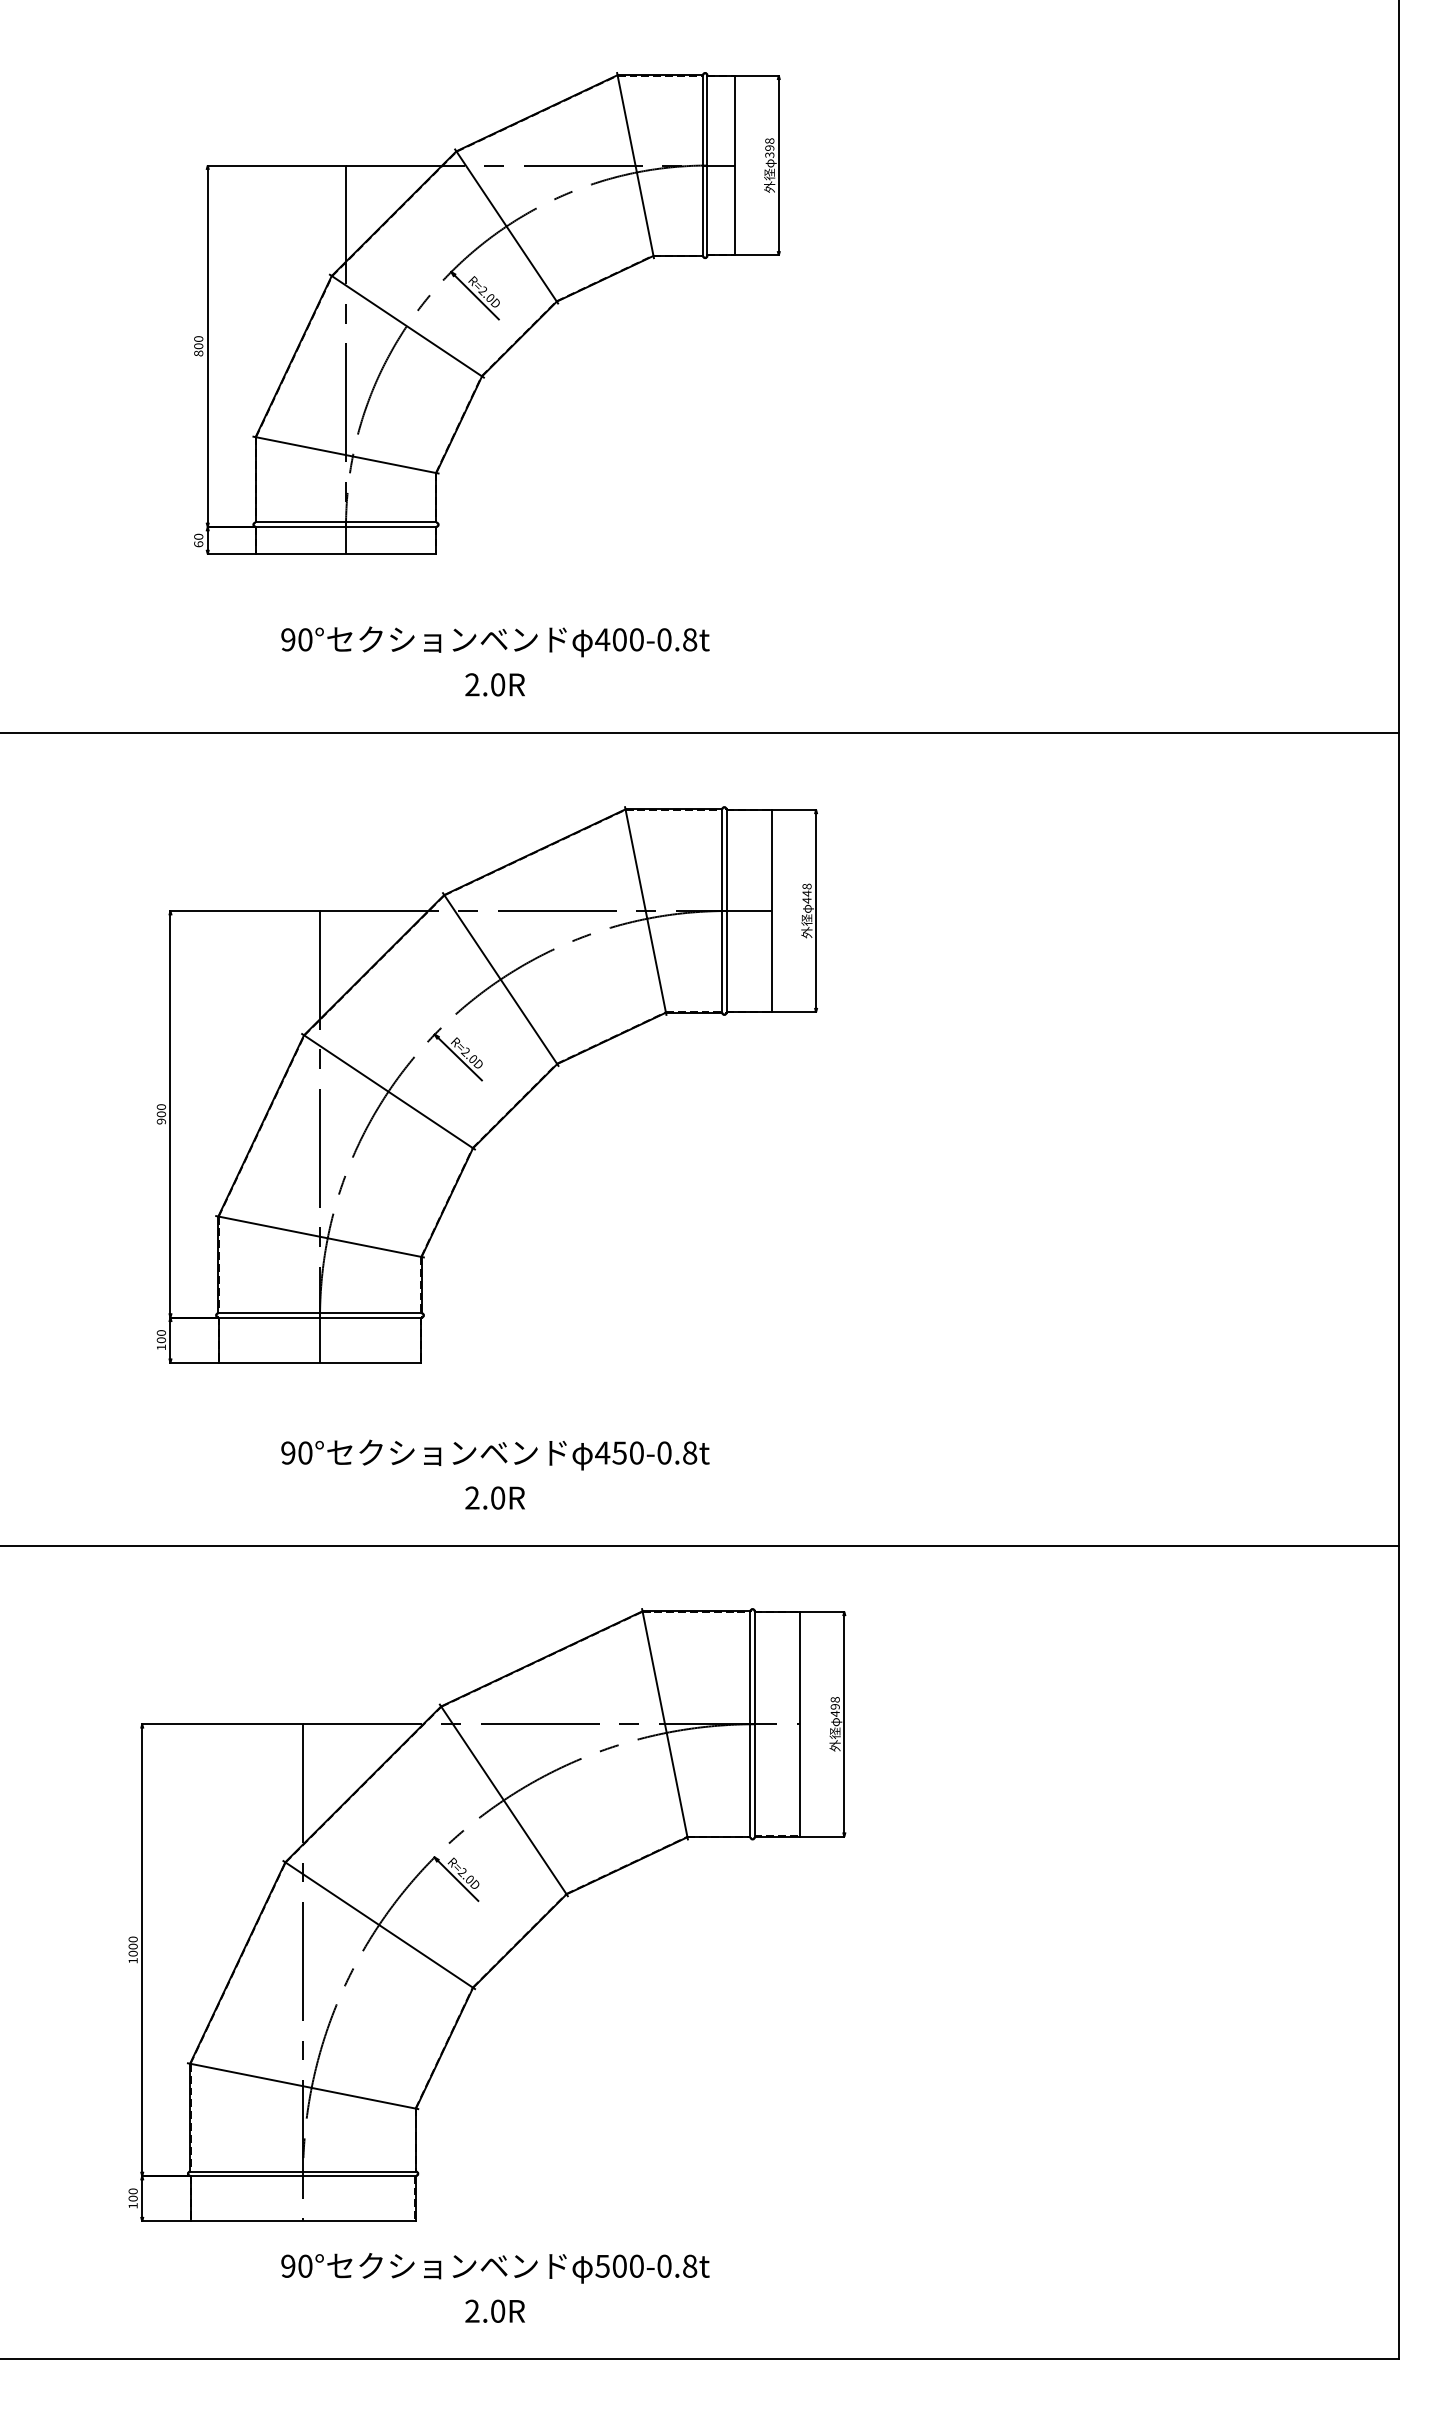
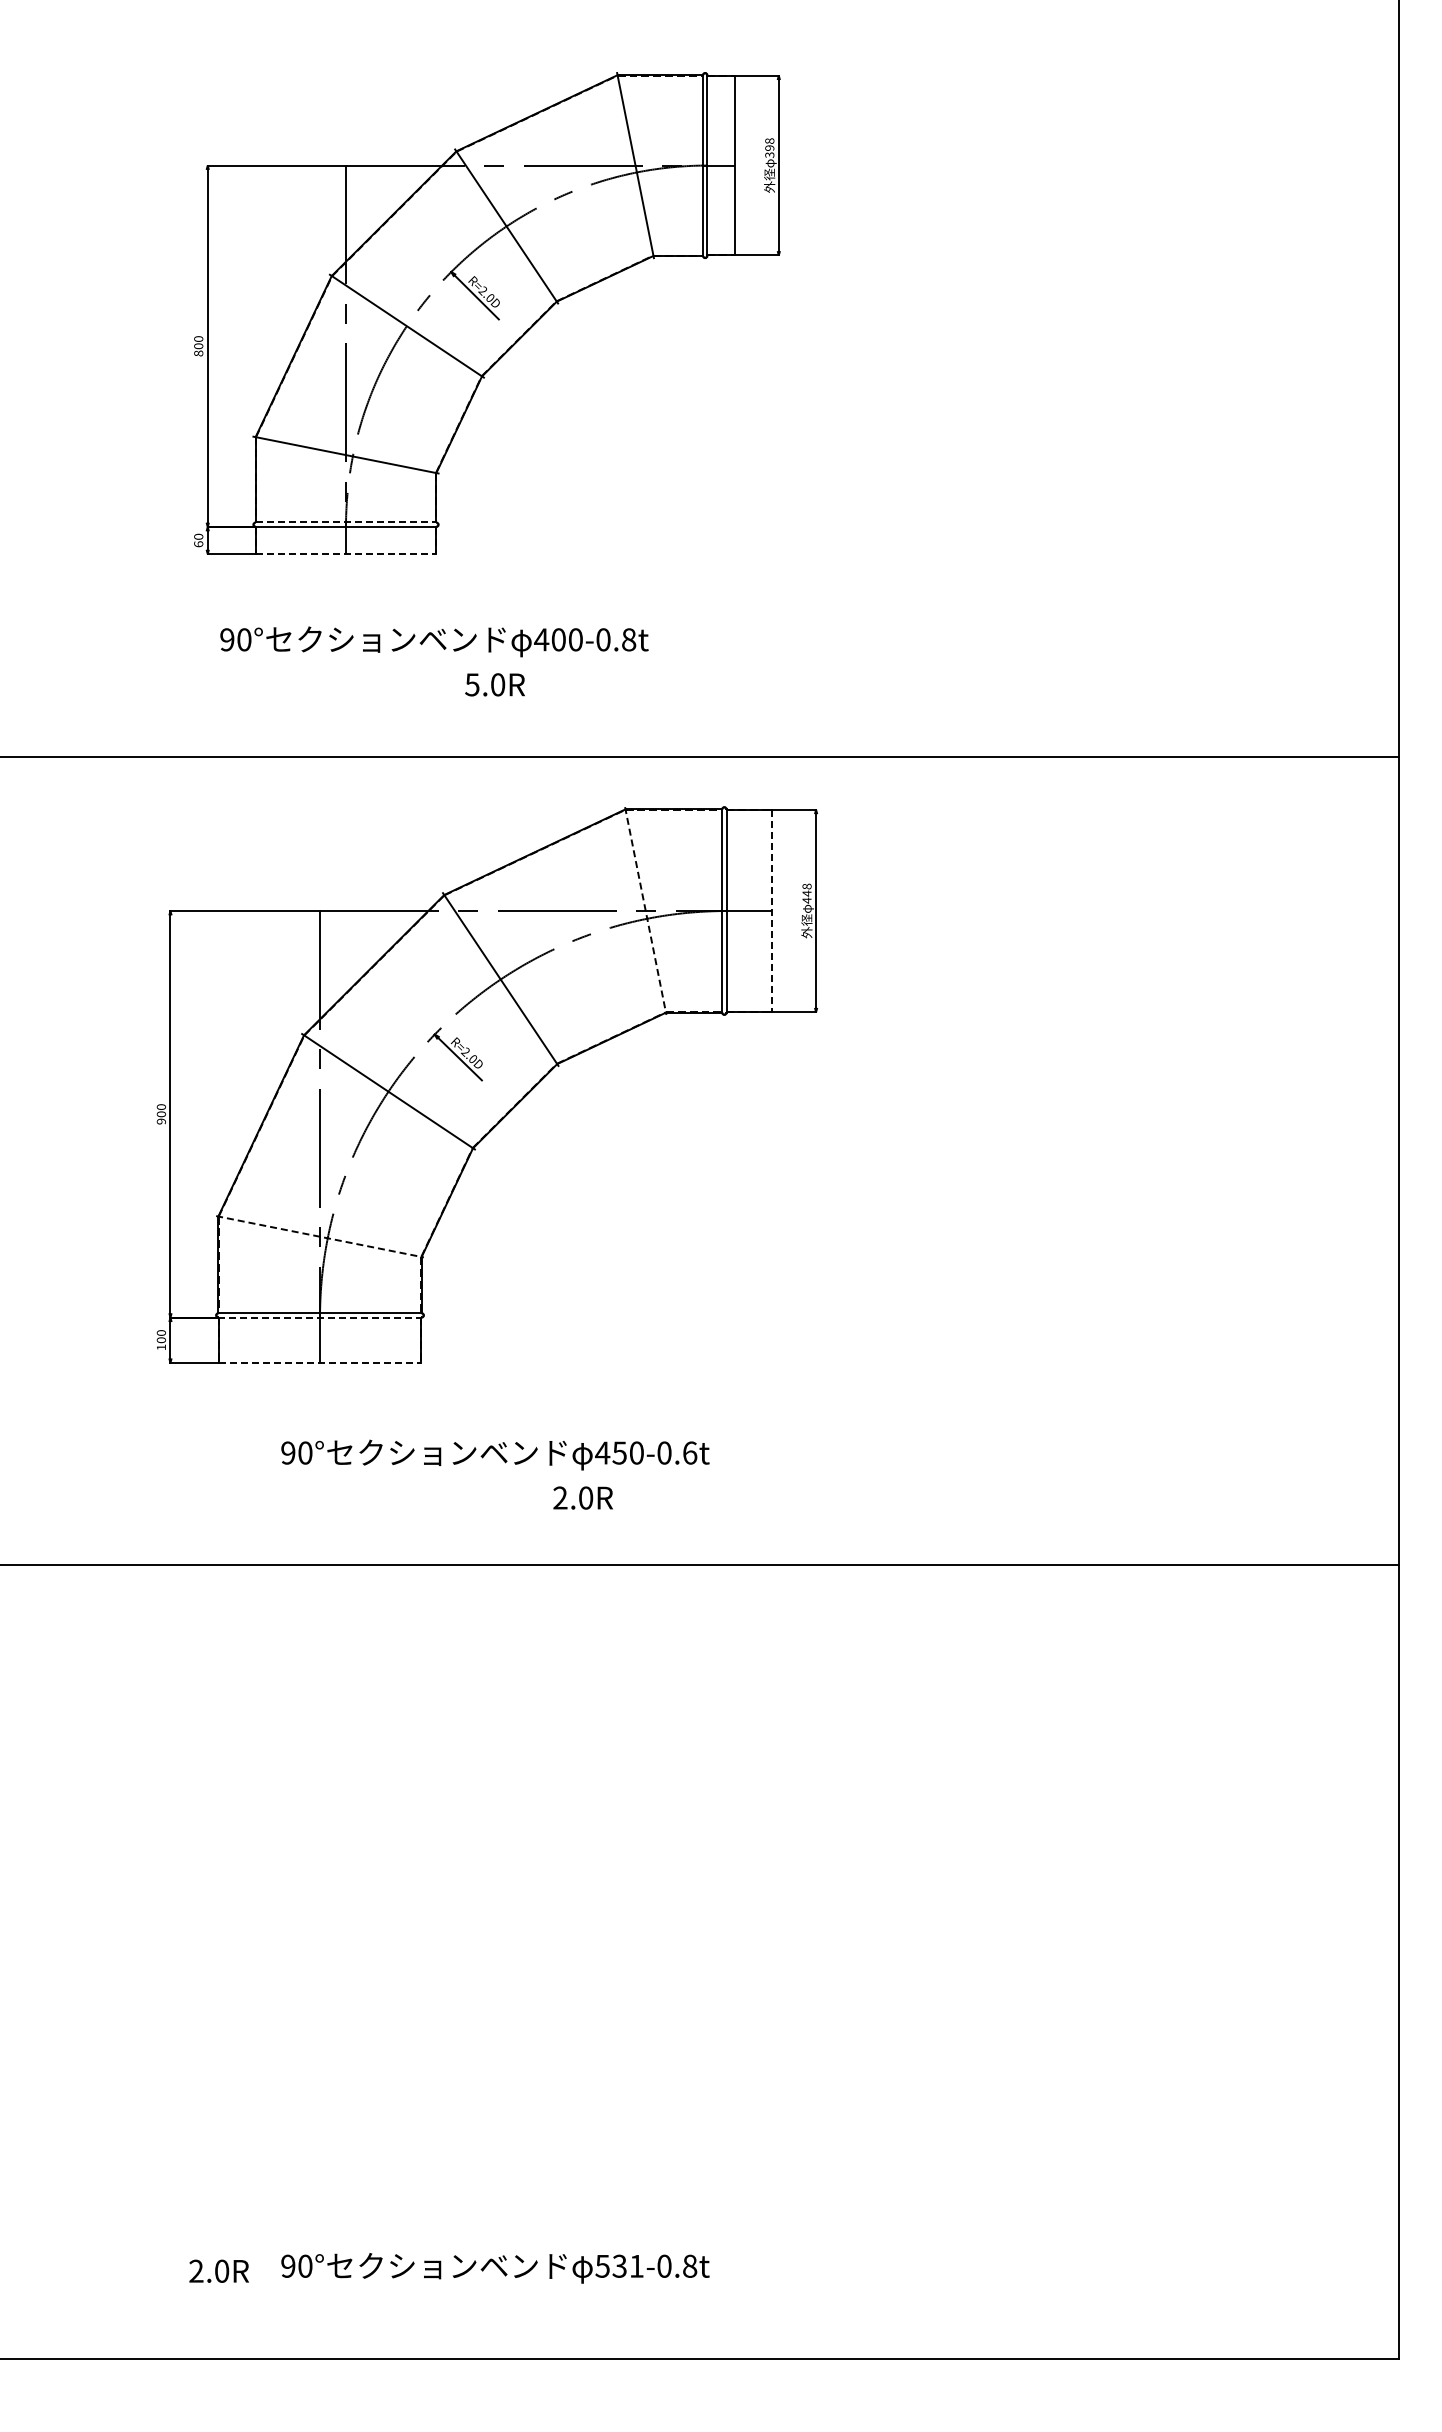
line: solid -> dashed (346, 522)
line: solid -> dashed (346, 554)
text position: (495, 641) -> (434, 641) (434, 641)
text: 2.0R -> 5.0R (472, 684)
line position: (700, 732) -> (700, 756) (700, 756)
line: solid -> dashed (645, 911)
line: solid -> dashed (771, 911)
line: solid -> dashed (320, 1236)
line: solid -> dashed (320, 1317)
line: solid -> dashed (320, 1362)
text: 450-0.8t -> 450-0.6t (690, 1452)
text position: (494, 1497) -> (582, 1497) (582, 1497)
line position: (700, 1545) -> (700, 1564) (700, 1564)
part: present -> none (487, 1914)
text: 500-0.8t -> 531-0.8t (627, 2265)
text position: (494, 2310) -> (218, 2270) (218, 2270)
